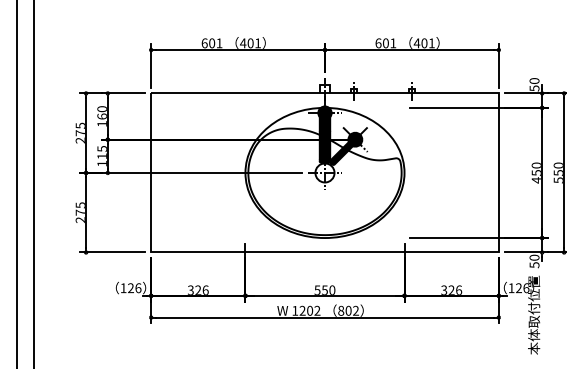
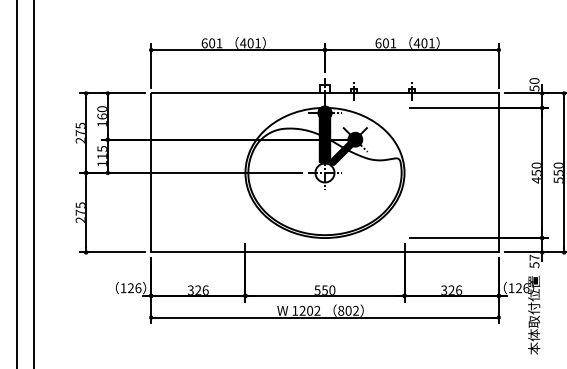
text: 50 -> 57 (534, 257)
